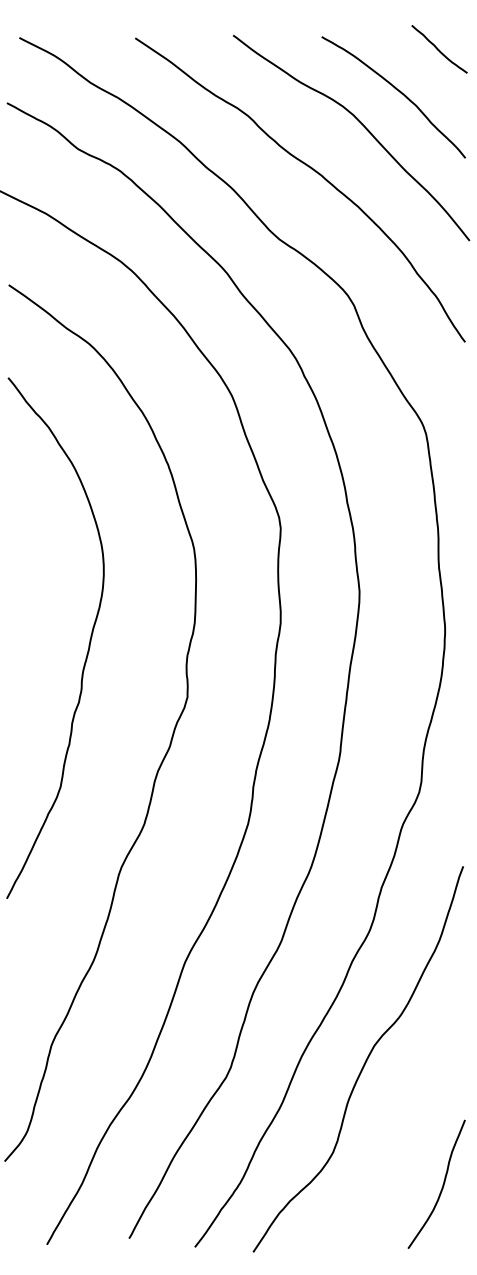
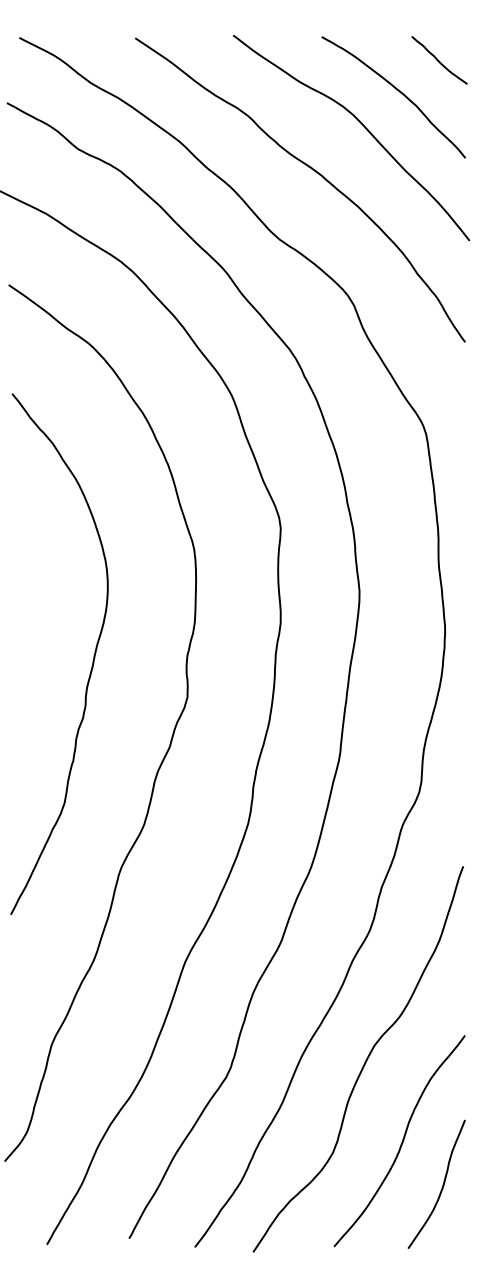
curve position: (439, 49) -> (439, 60) (439, 60)
curve position: (88, 644) -> (92, 660) (92, 660)
curve: none -> present (401, 1141)
